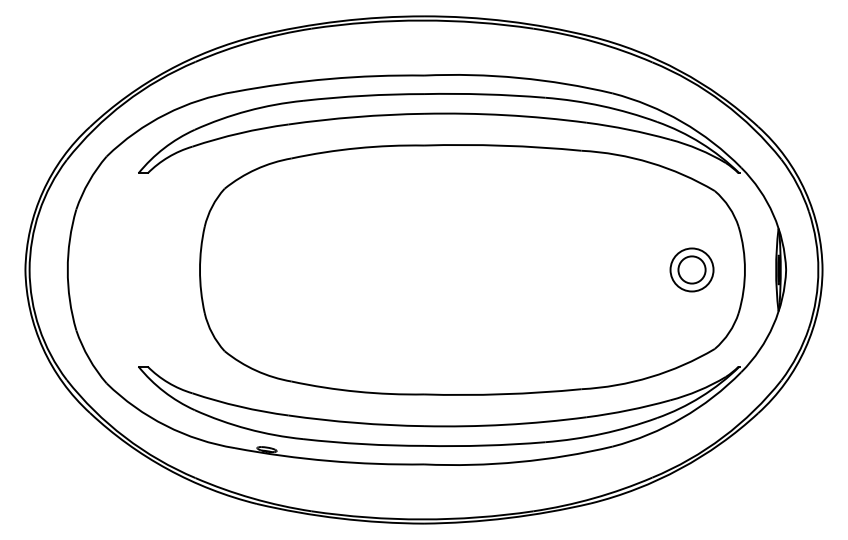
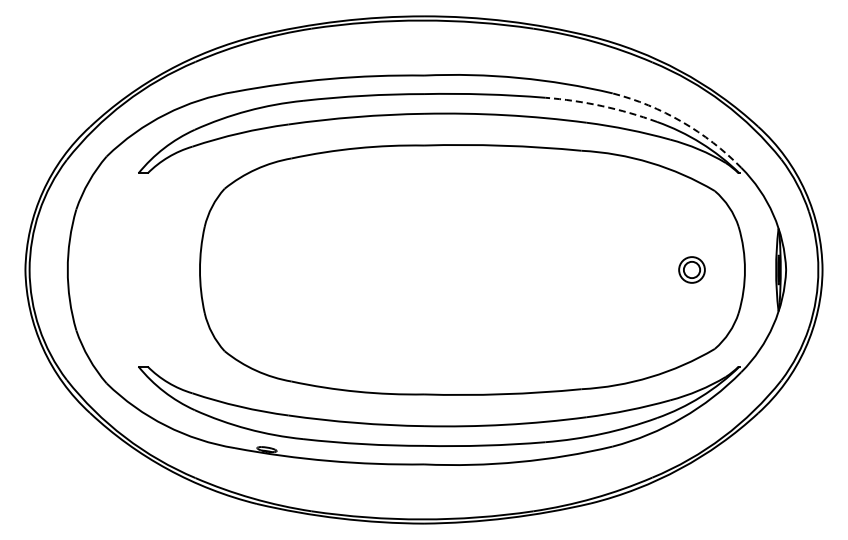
arc: solid -> dashed (602, 106)
arc: solid -> dashed (682, 121)
part size: 46x46 px -> 28x28 px (691, 269)
